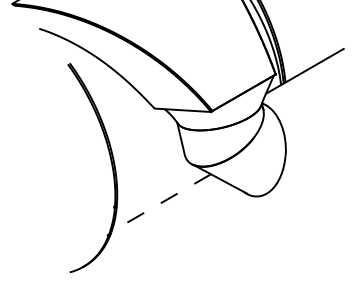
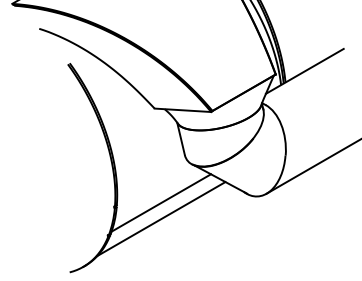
line: none -> present (312, 166)
line: dashed -> solid (160, 203)
line: none -> present (161, 218)
